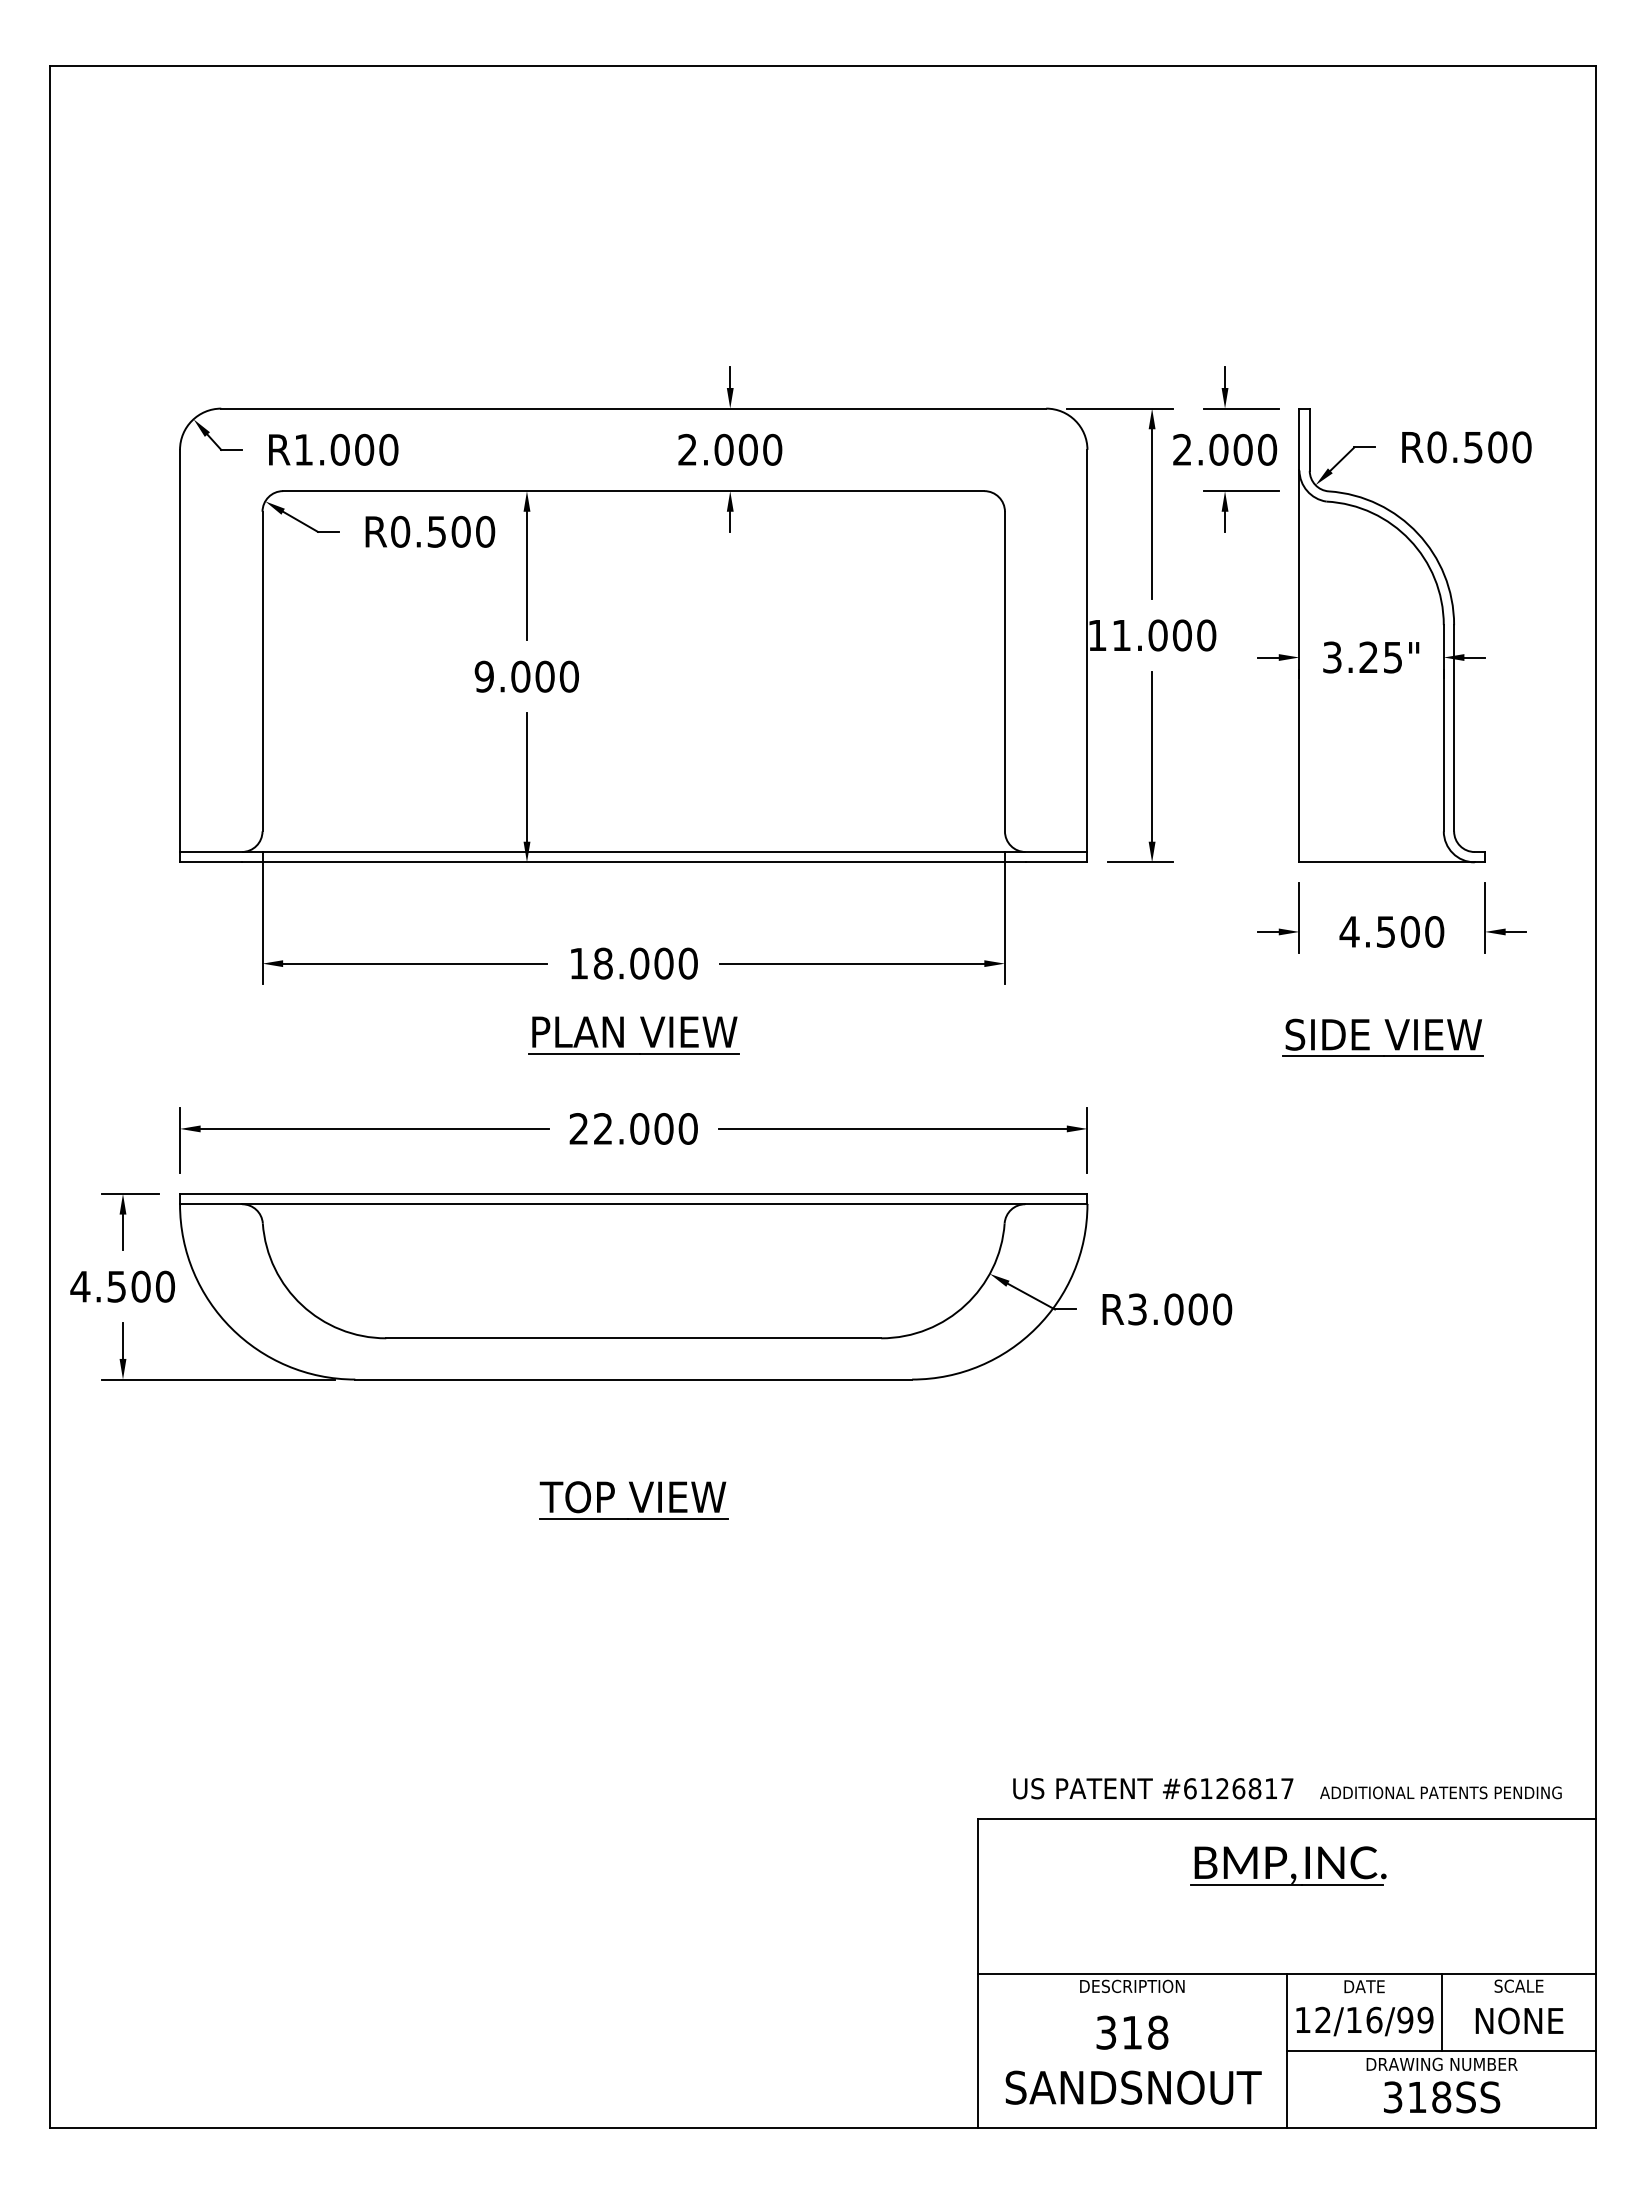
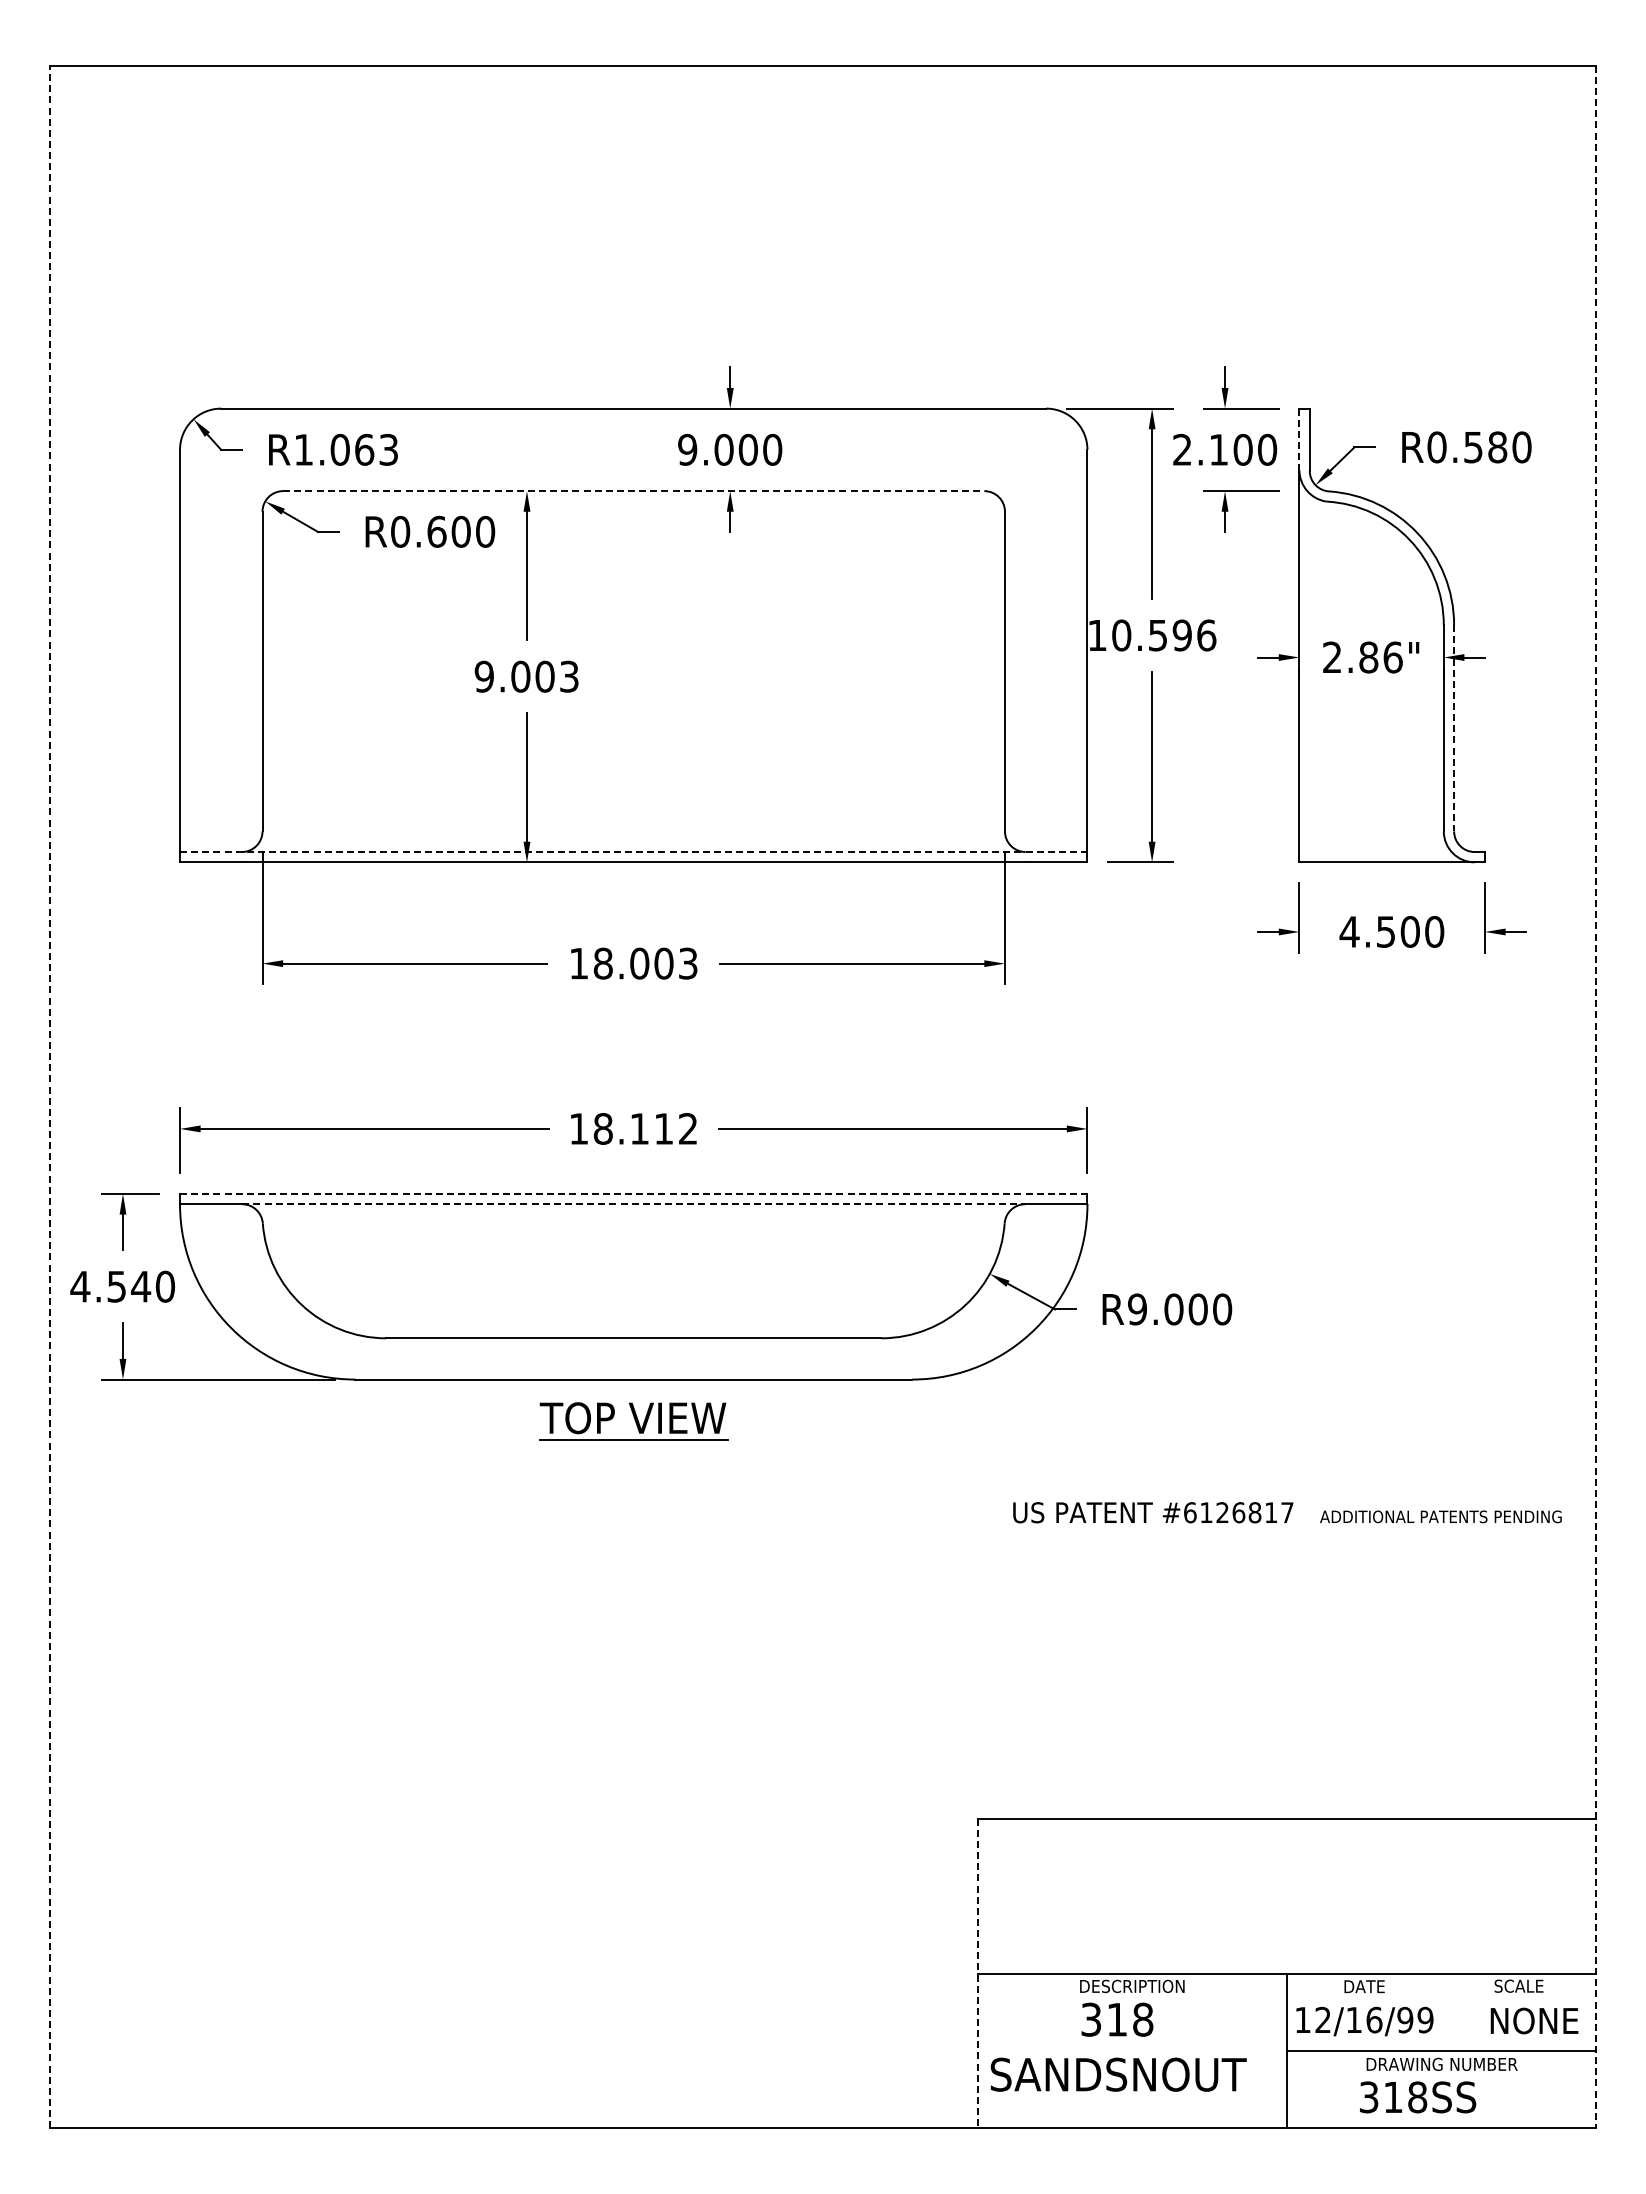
line: solid -> dashed (1299, 439)
text: R0.500 -> R0.580 (1497, 447)
text: R1.000 -> R1.063 (376, 449)
text: 2.000 -> 9.000 (687, 449)
text: 2.000 -> 2.100 (1218, 449)
line: solid -> dashed (633, 491)
text: R0.500 -> R0.600 (436, 531)
text: 11.000 -> 10.596 (1164, 635)
text: 3.25" -> 2.86" (1362, 657)
text: 9.000 -> 9.003 (568, 676)
line: solid -> dashed (1454, 728)
line: solid -> dashed (633, 852)
text: 18.000 -> 18.003 (687, 963)
part: present -> none (1389, 1034)
part: present -> none (623, 1035)
line: solid -> dashed (49, 1096)
line: solid -> dashed (1596, 1097)
text: 22.000 -> 18.112 (633, 1128)
line: solid -> dashed (633, 1193)
line: solid -> dashed (634, 1204)
text: 4.500 -> 4.540 (141, 1286)
text: R3.000 -> R9.000 (1137, 1309)
part position: (633, 1500) -> (633, 1421) (633, 1421)
text position: (1287, 1788) -> (1287, 1512) (1287, 1512)
part: present -> none (1288, 1865)
line: solid -> dashed (977, 1973)
line: present -> none (1441, 2011)
text position: (1519, 2020) -> (1534, 2020) (1534, 2020)
text position: (1133, 2059) -> (1118, 2046) (1118, 2046)
text position: (1442, 2097) -> (1418, 2097) (1418, 2097)
